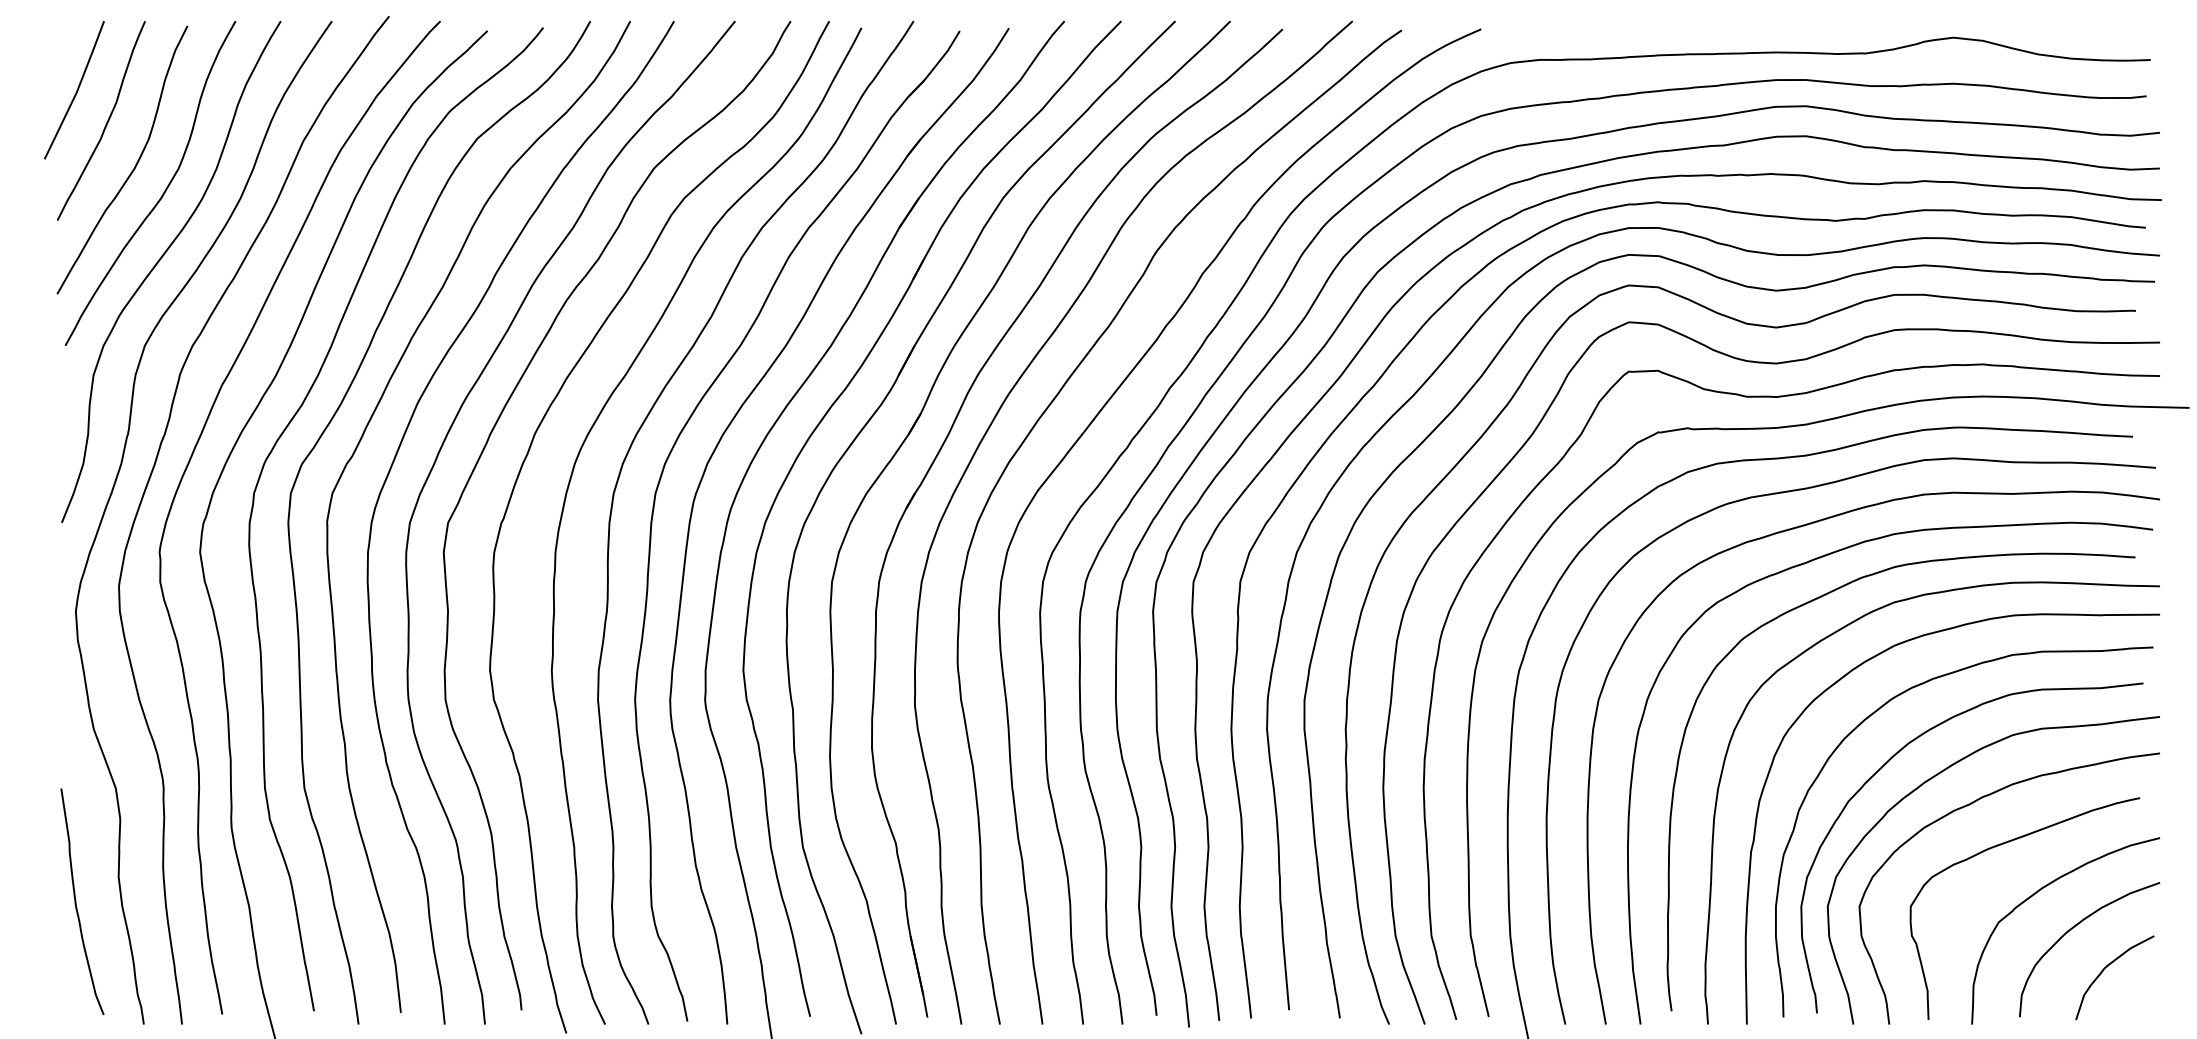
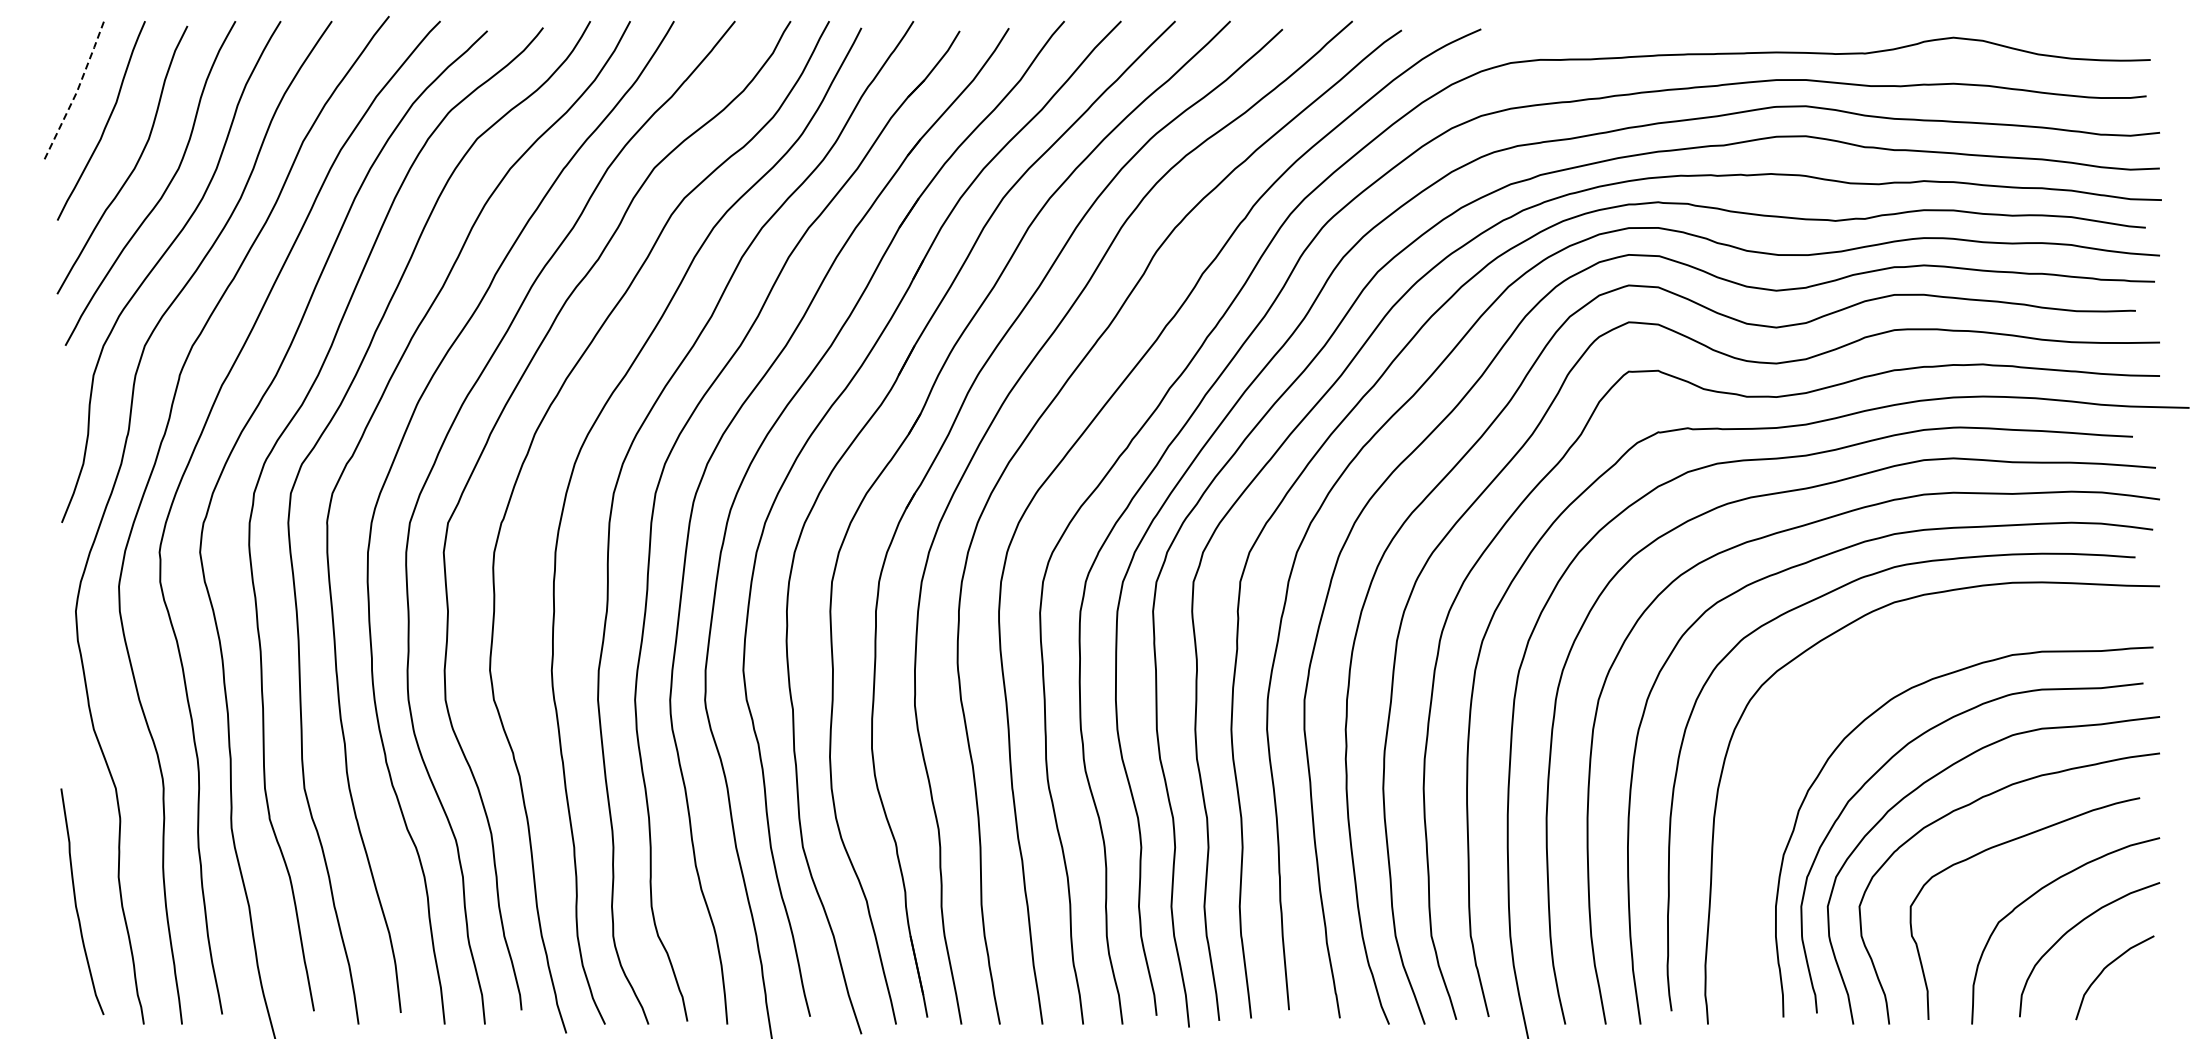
line: solid -> dashed (77, 91)
curve: present -> none (1839, 681)
